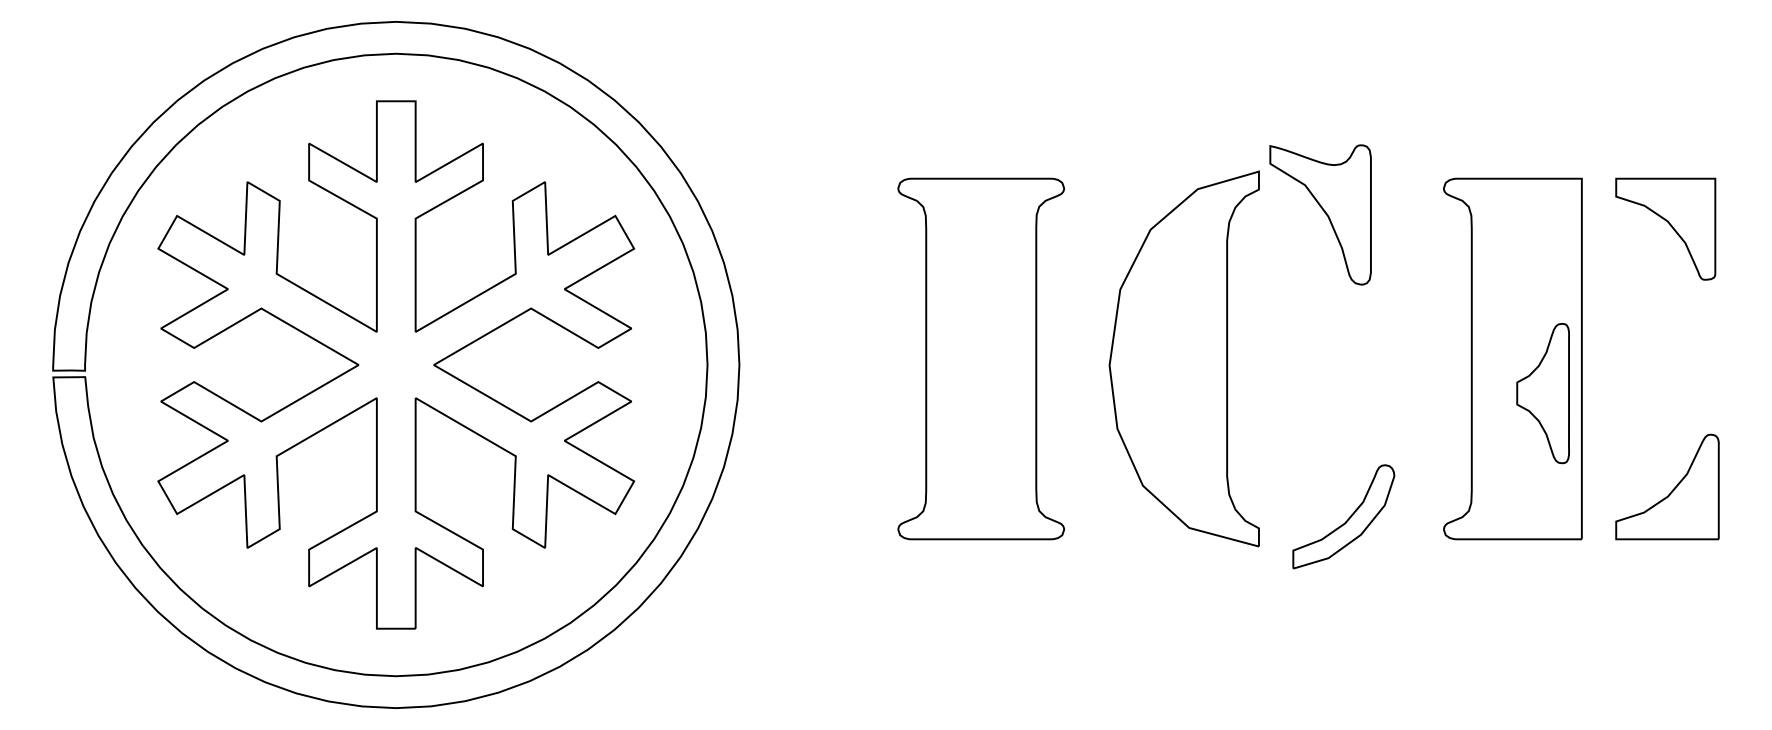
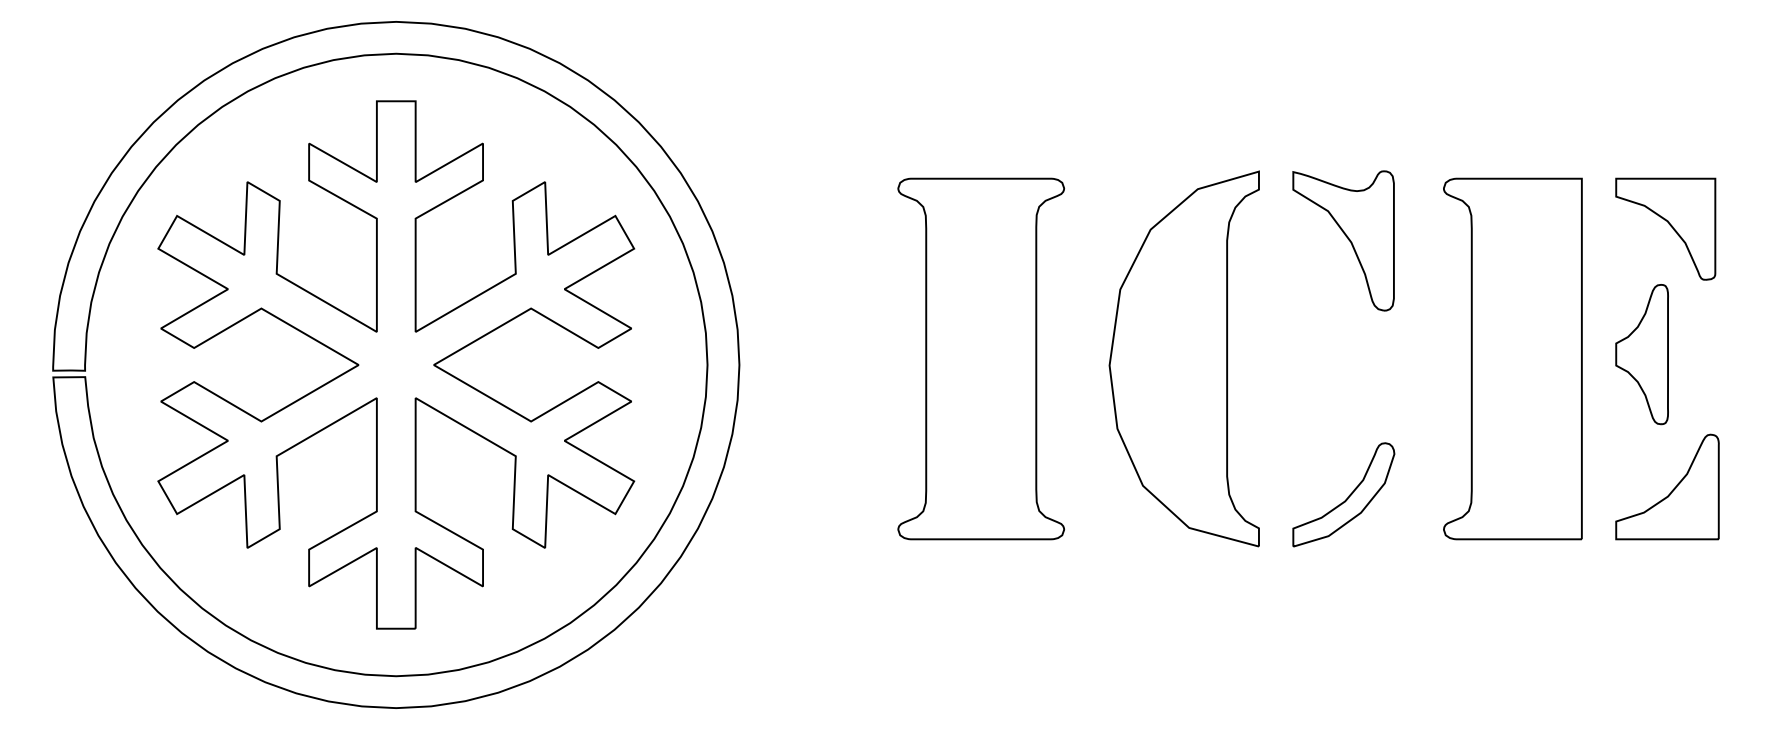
part position: (1320, 214) -> (1343, 240) (1343, 240)
part position: (1542, 393) -> (1641, 354) (1641, 354)
part position: (1343, 516) -> (1343, 494) (1343, 494)
